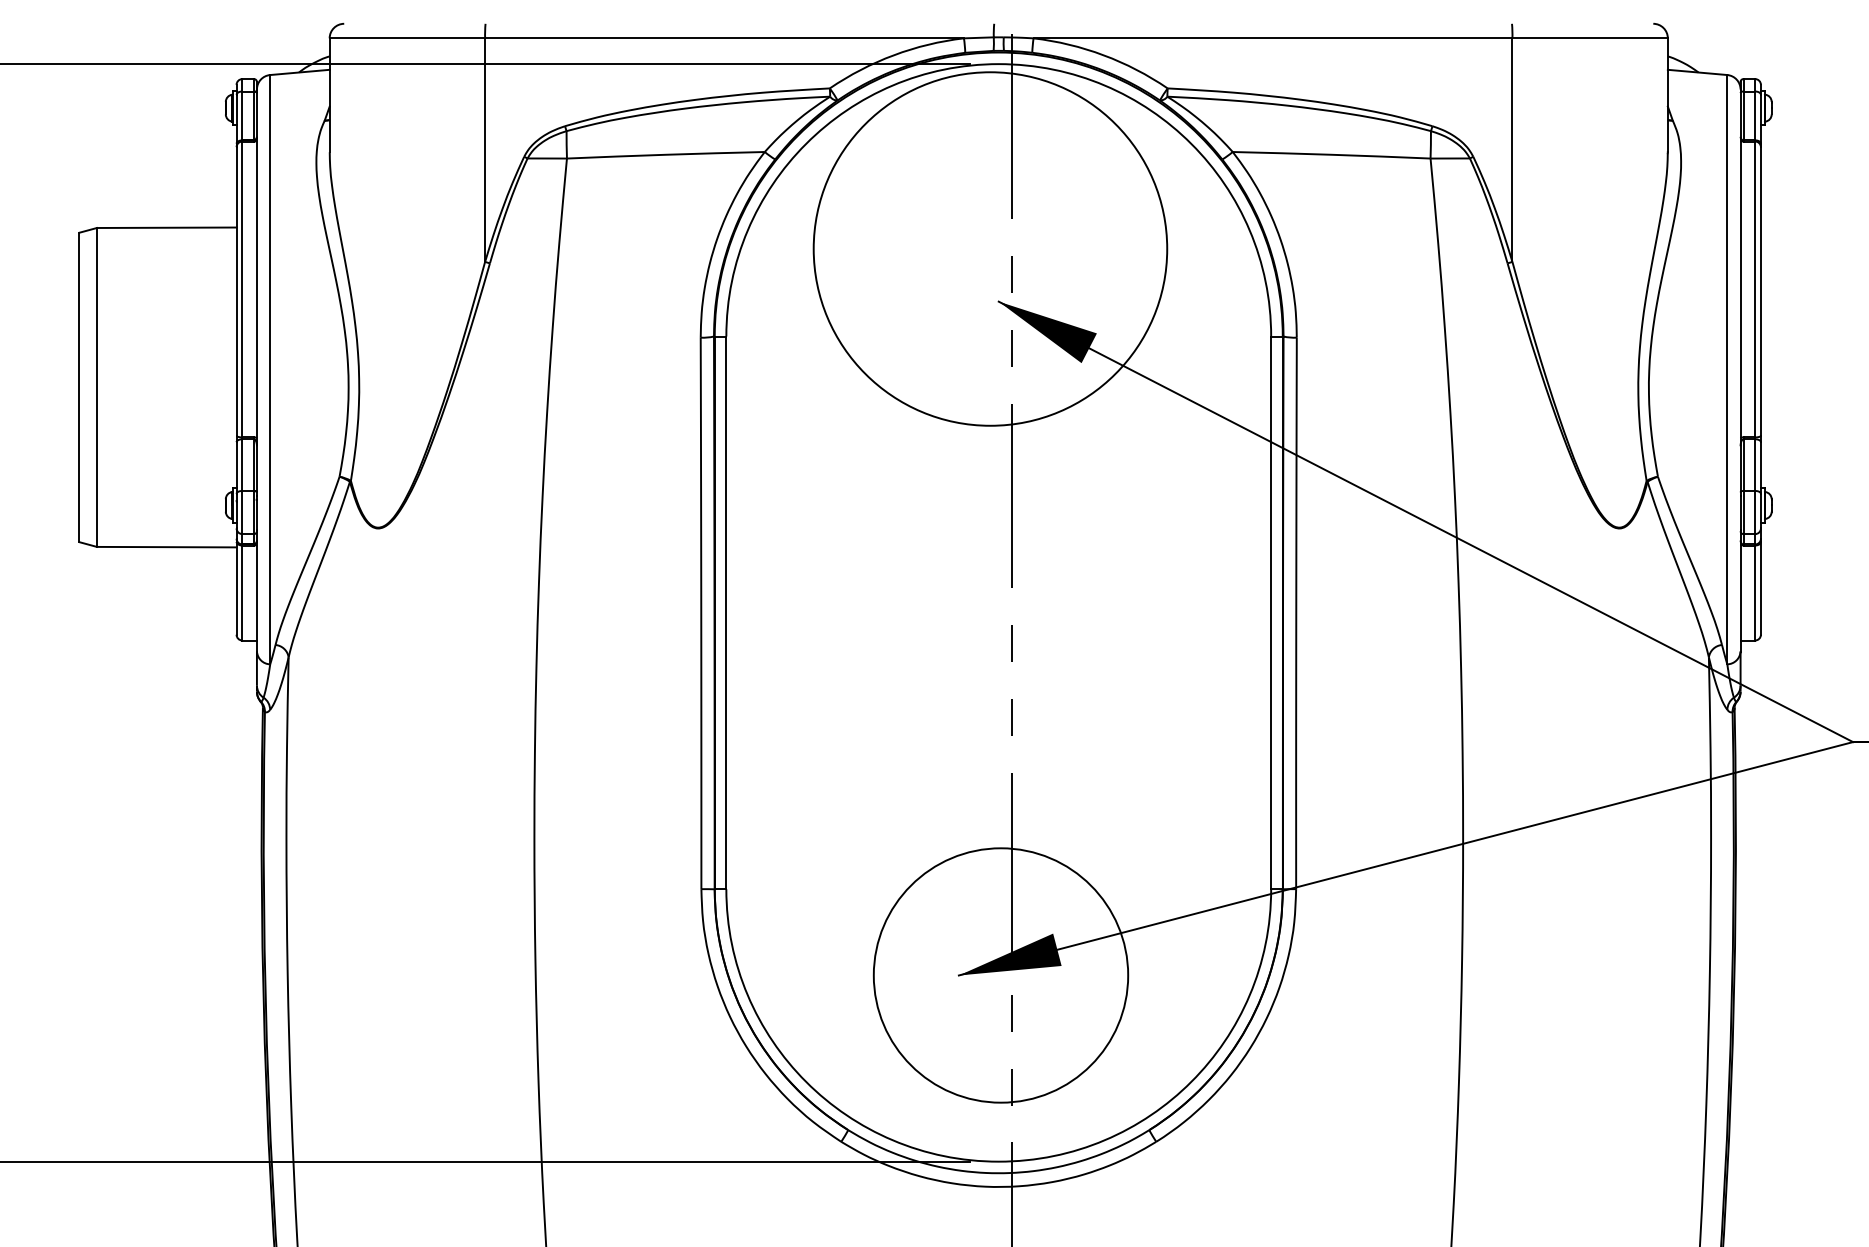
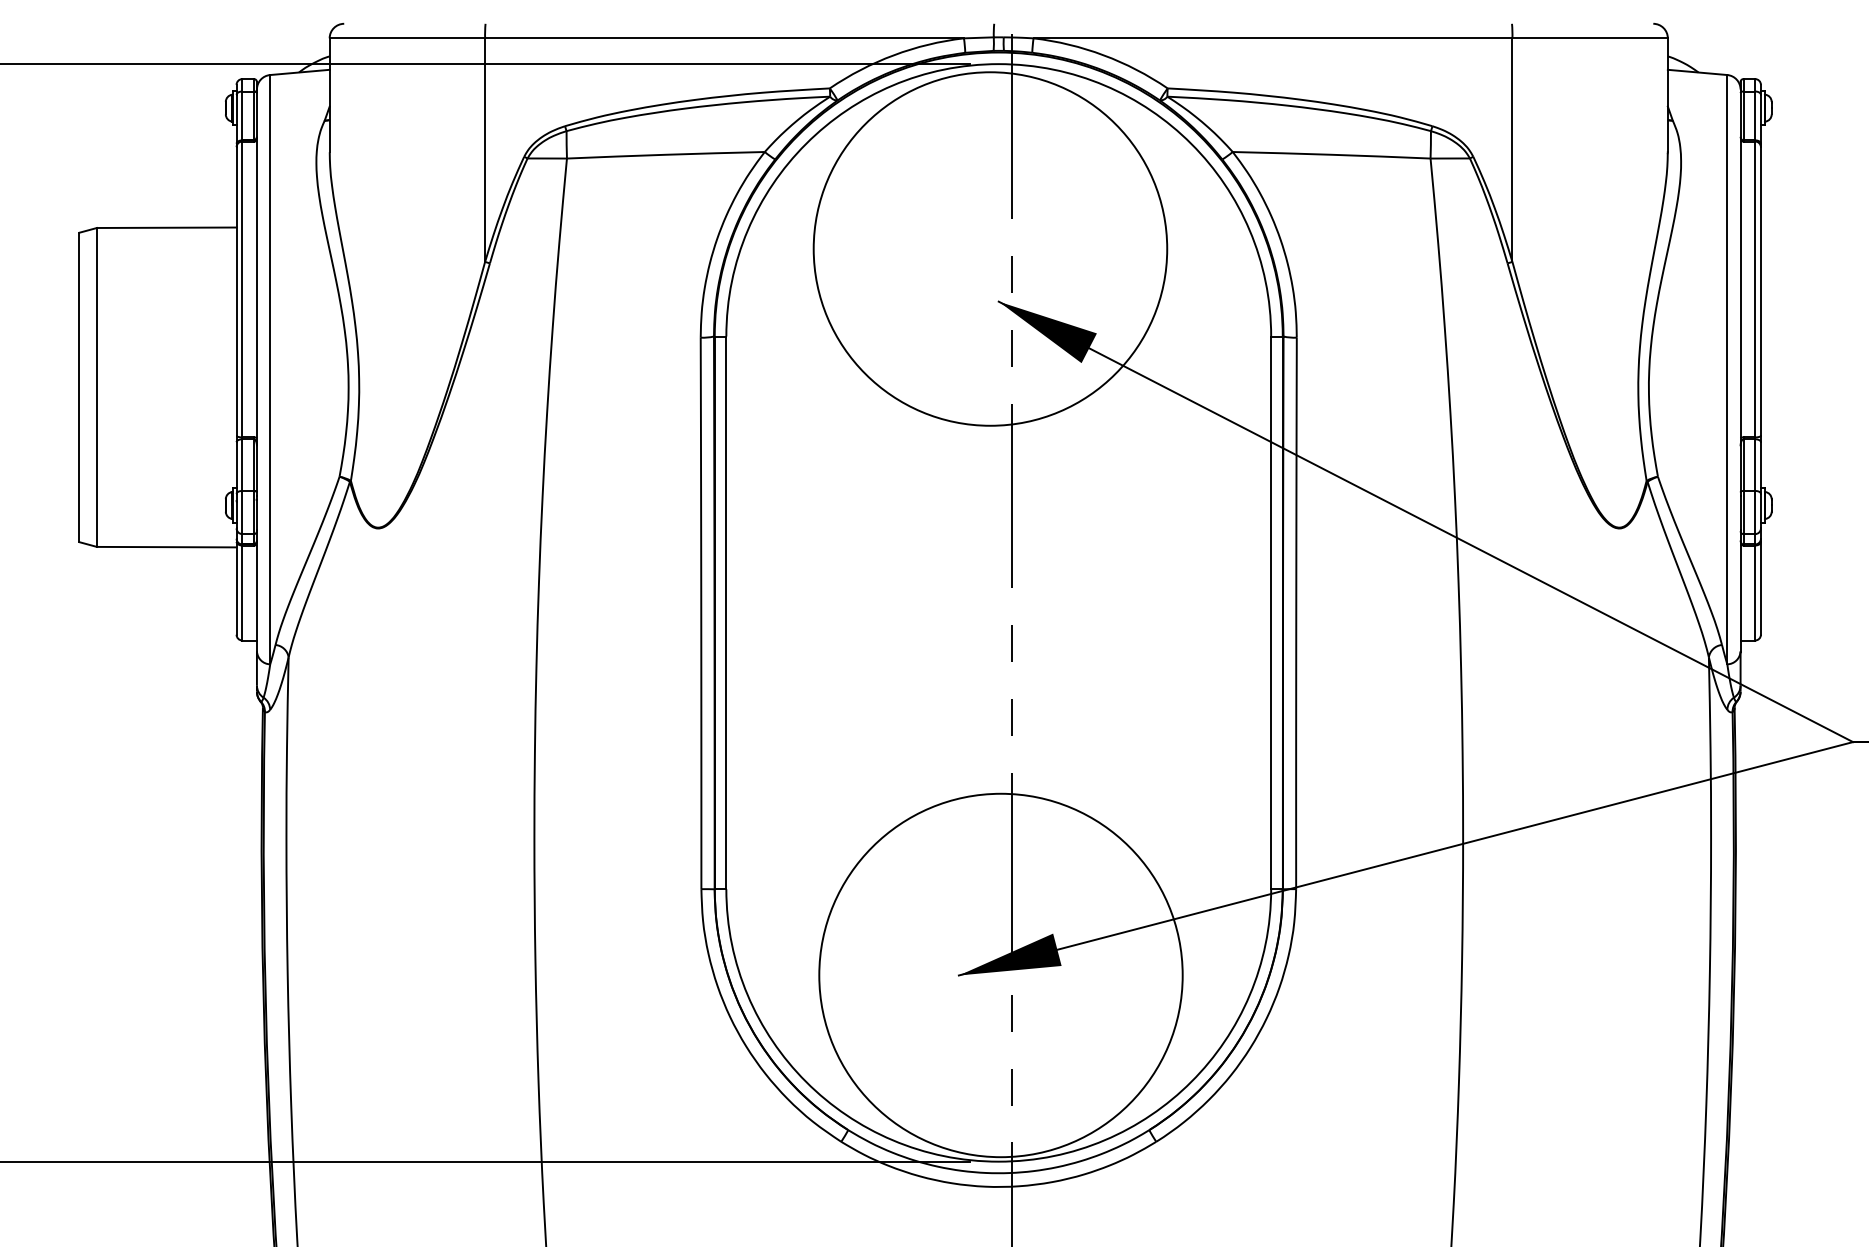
circle diameter: 254 px -> 363 px (1000, 975)
